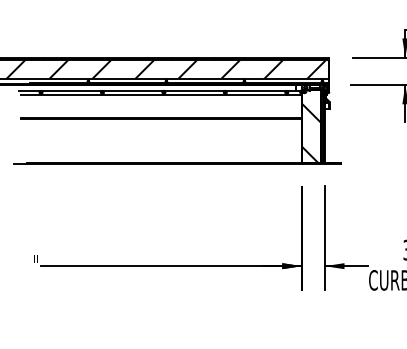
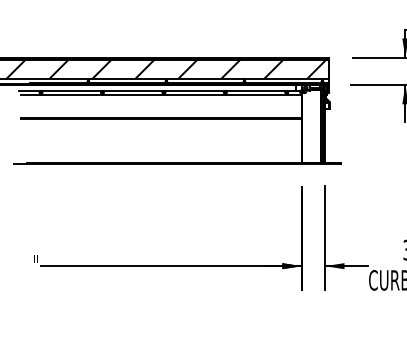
hatch: present -> none (311, 133)
